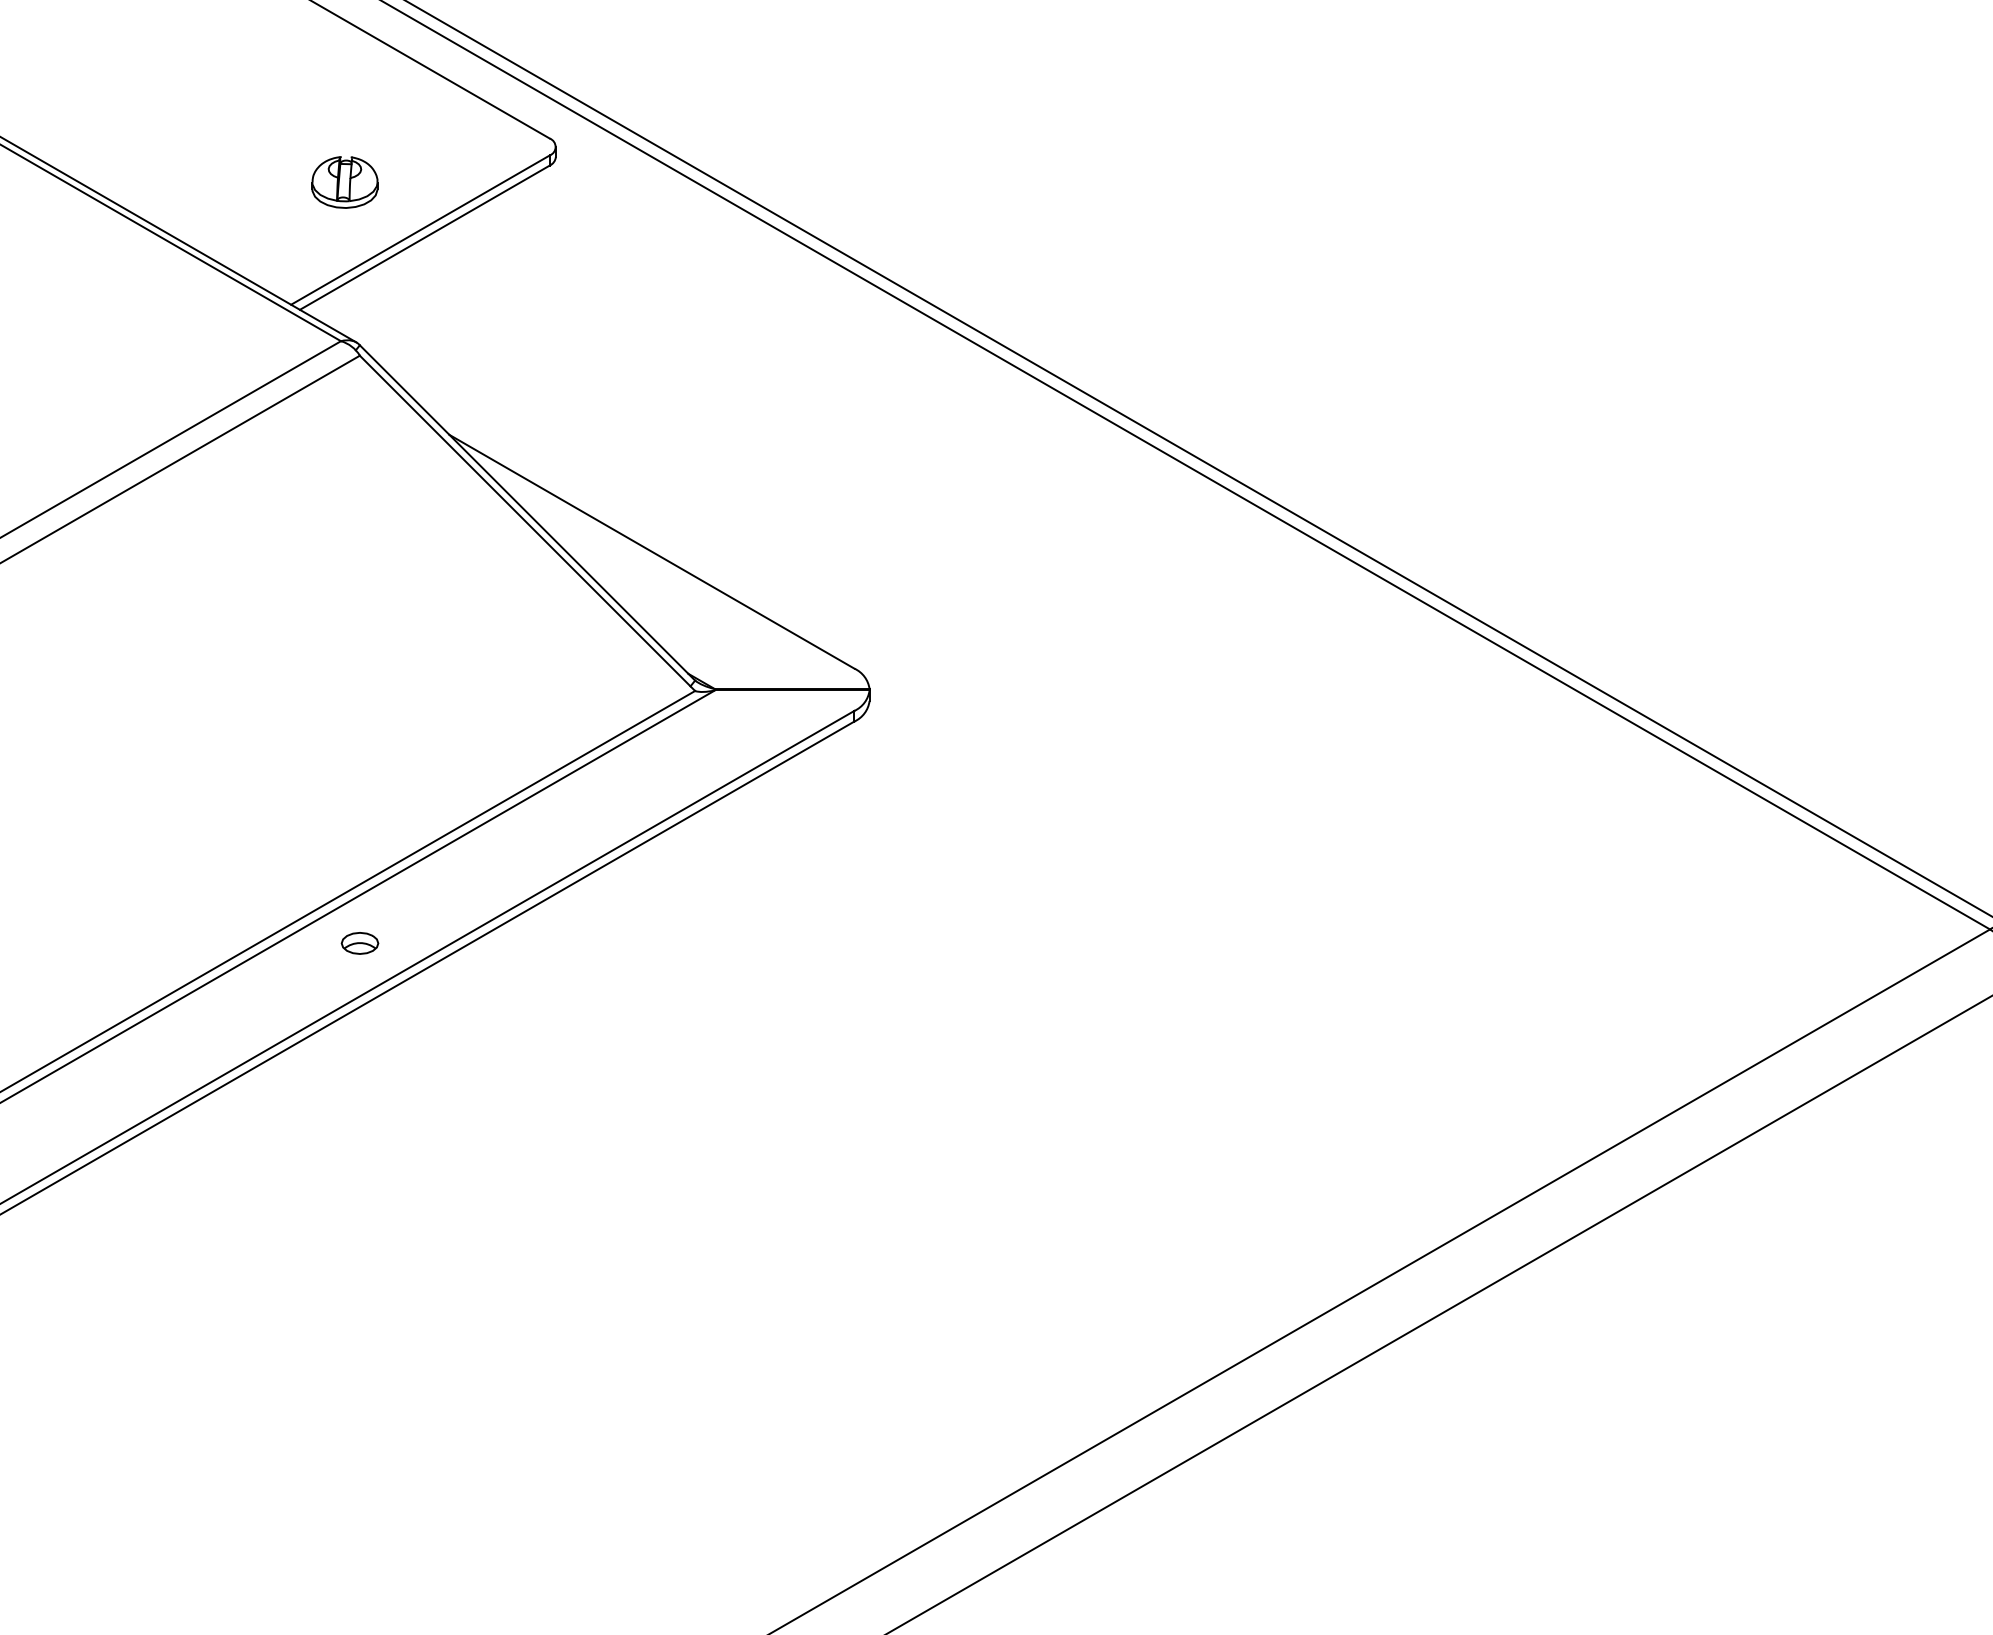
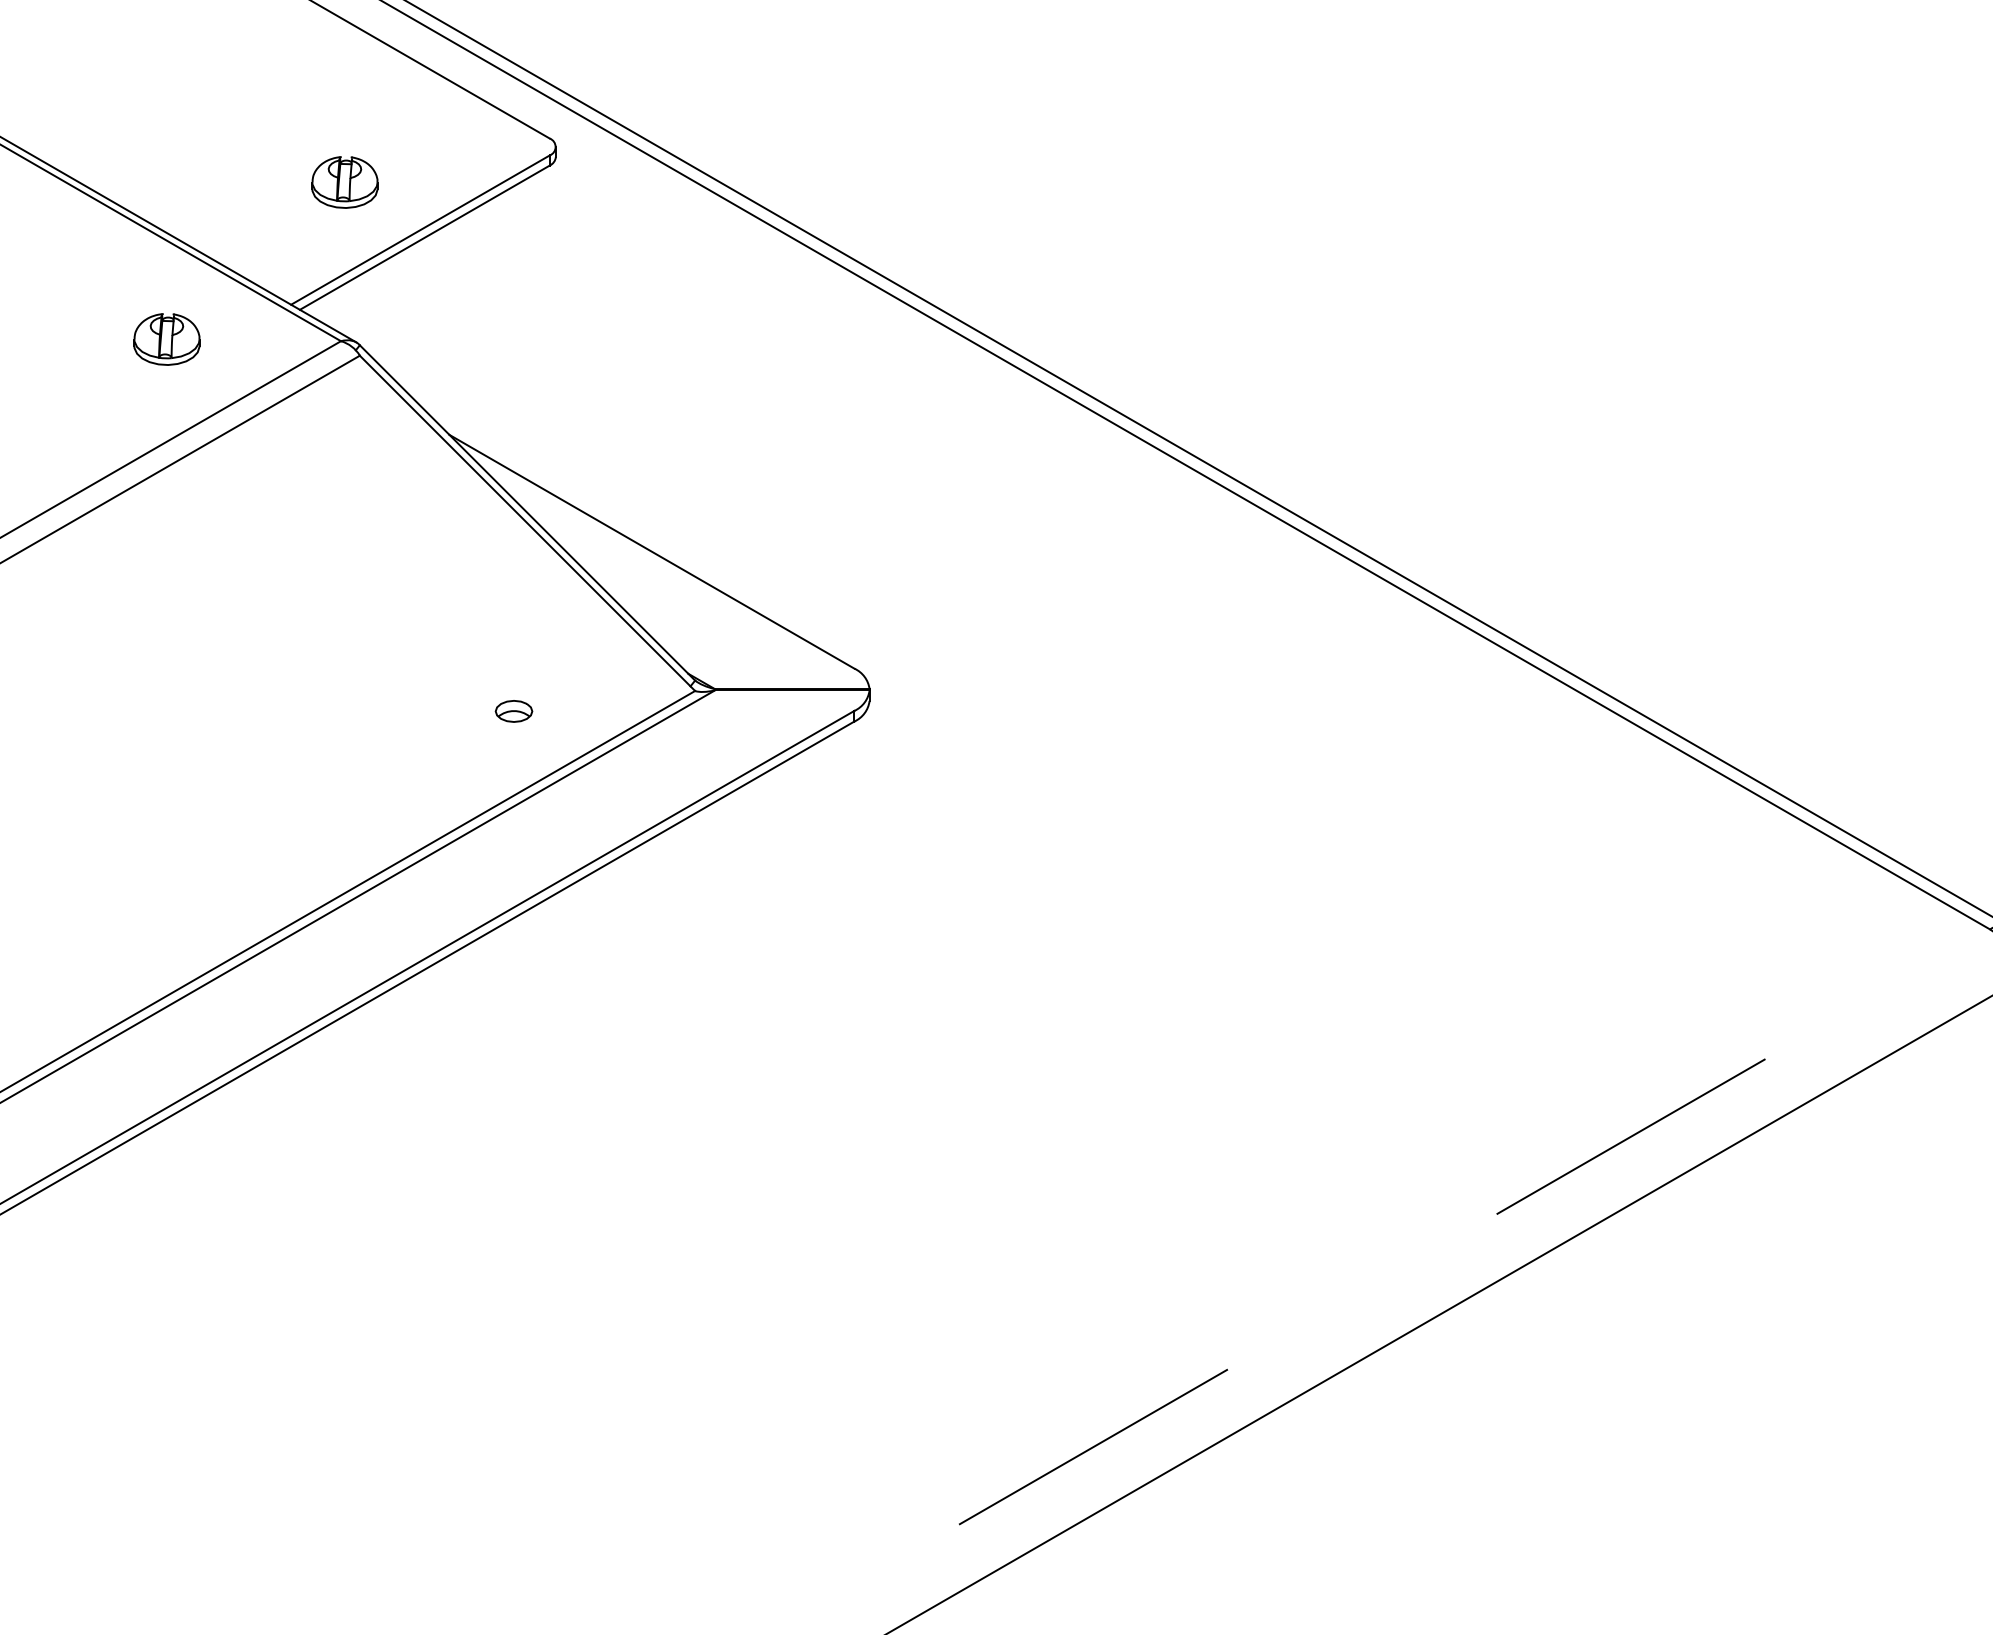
part: none -> present (166, 339)
part position: (359, 943) -> (513, 711) (513, 711)
line: solid -> dashed (1379, 1281)
